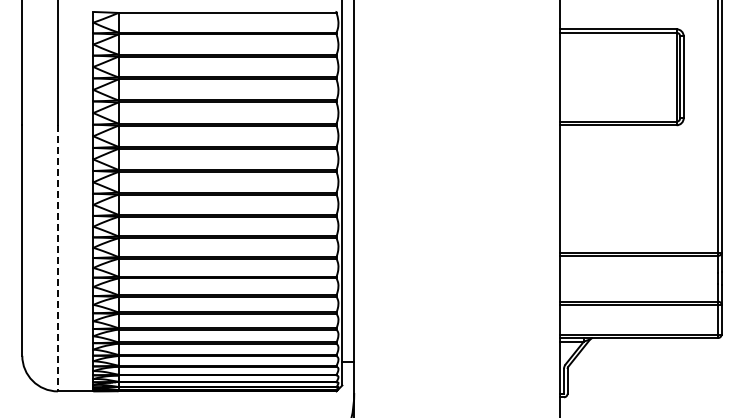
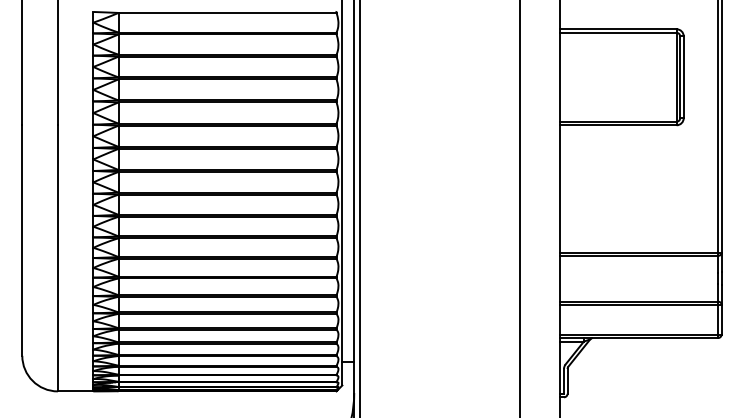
line: none -> present (359, 208)
line: none -> present (520, 208)
line: dashed -> solid (57, 258)
